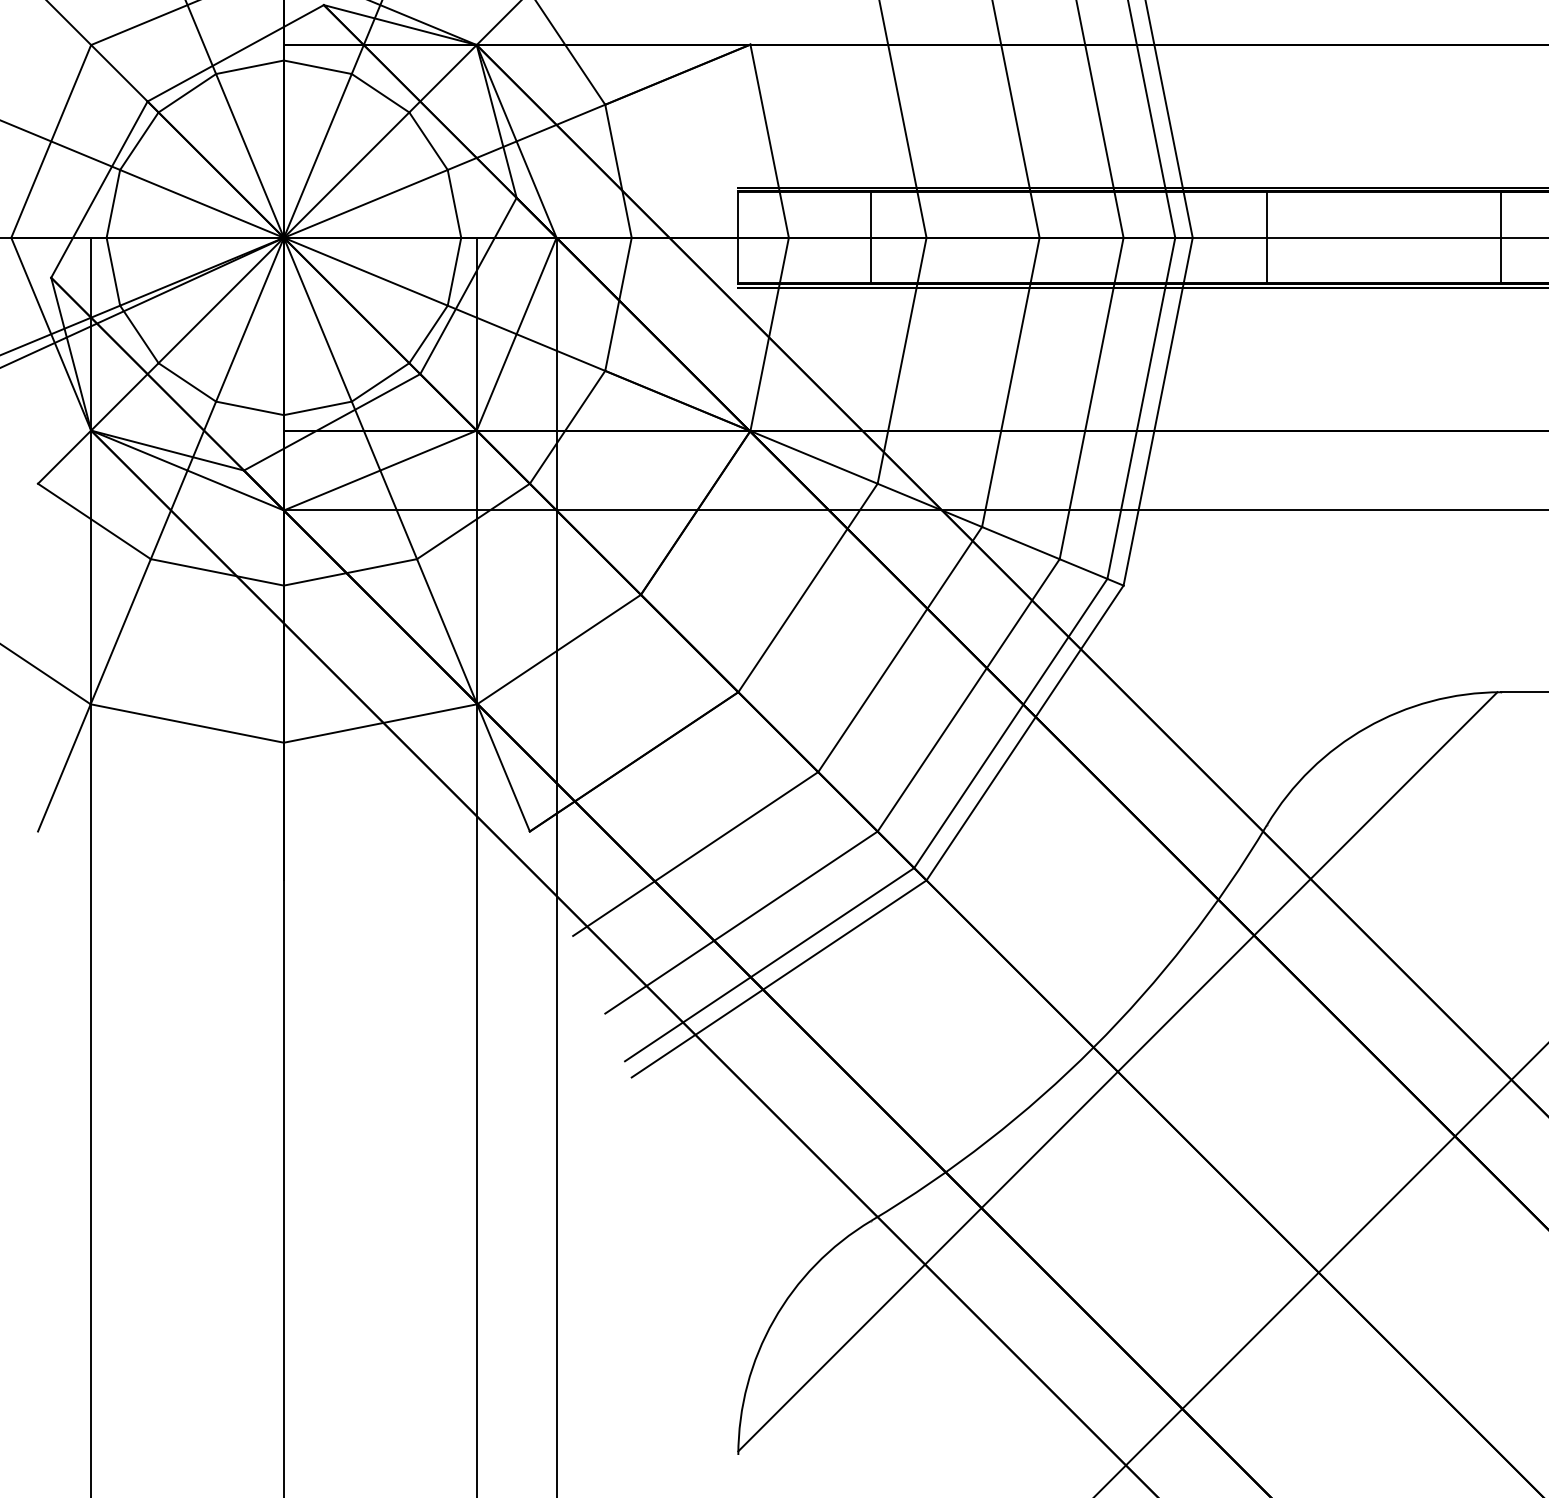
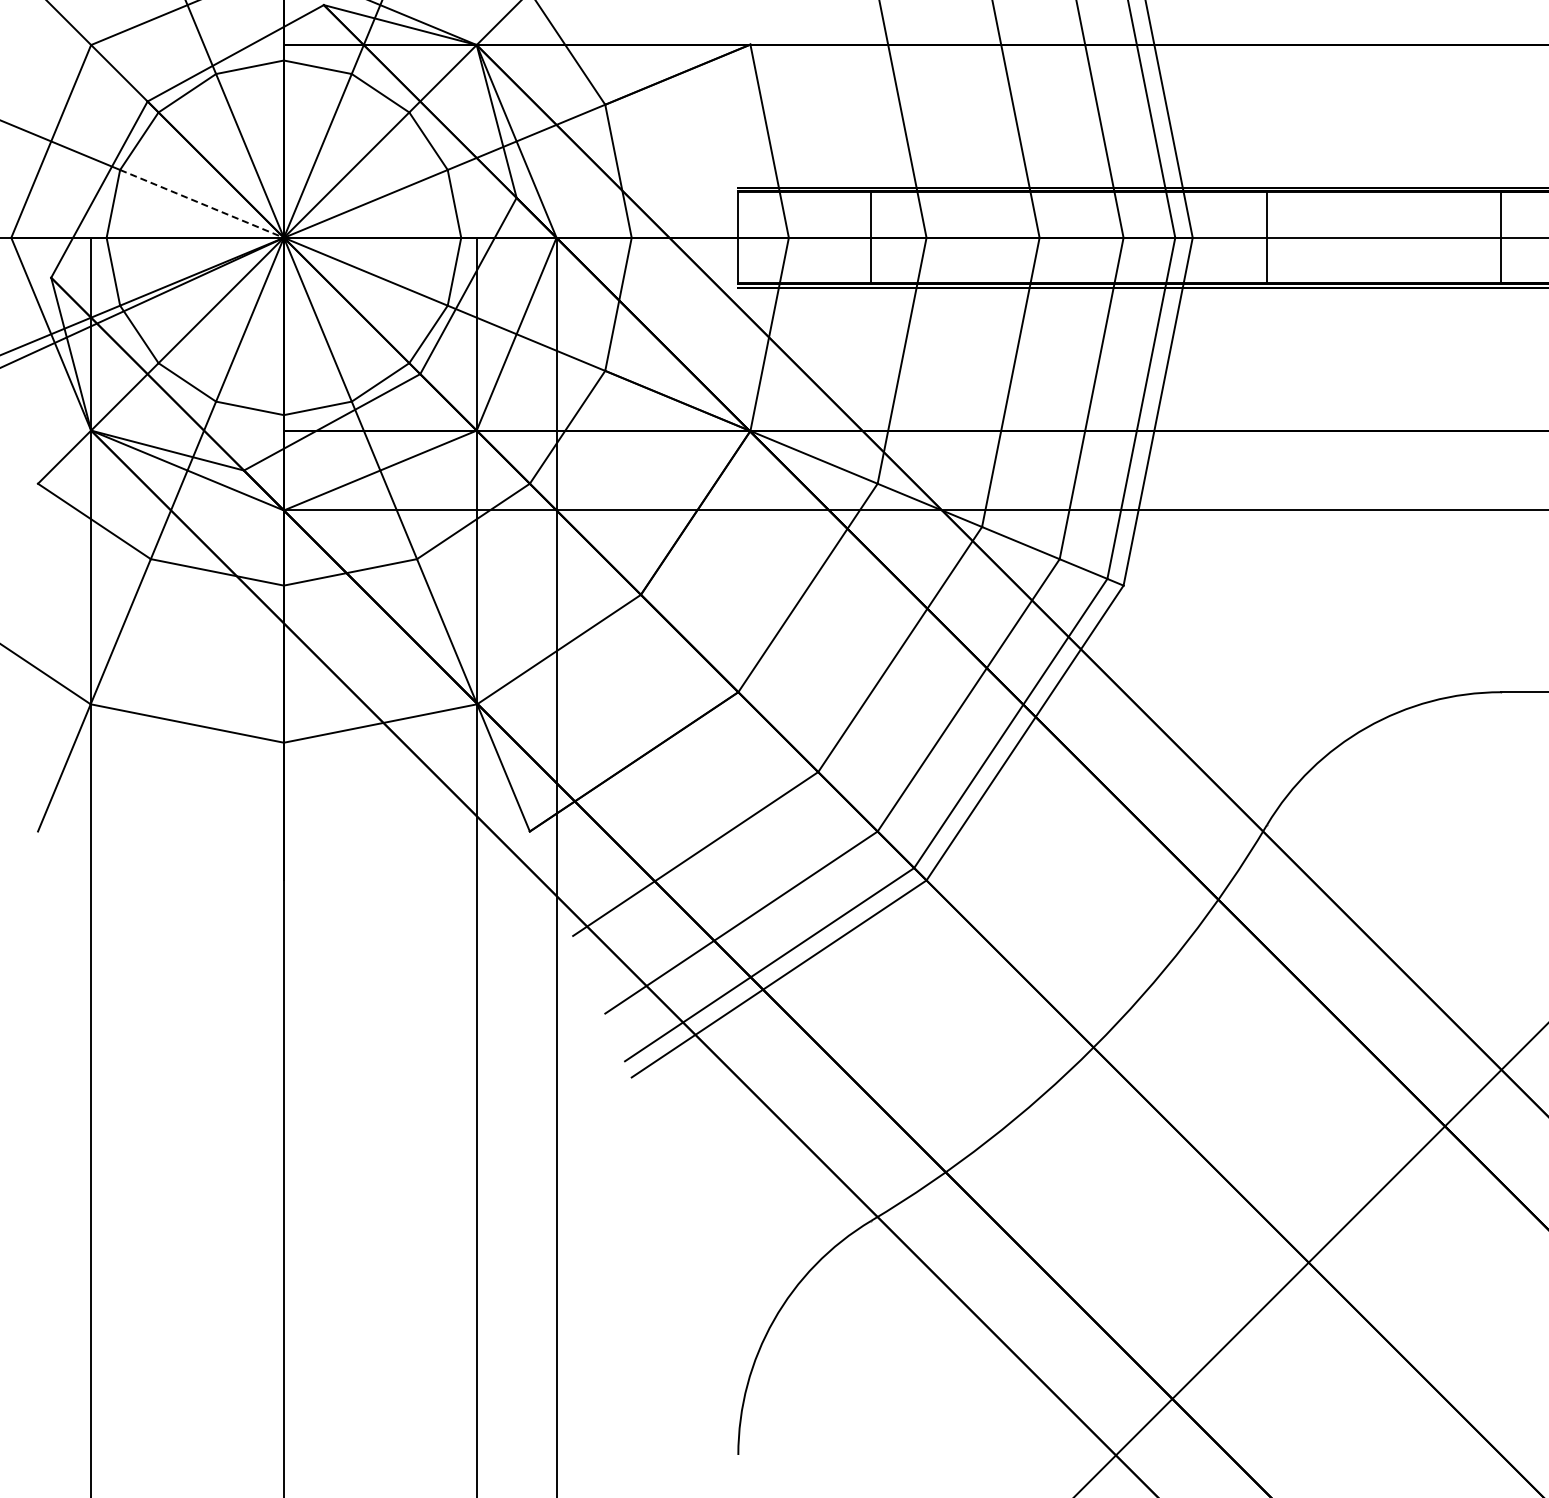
line: solid -> dashed (202, 203)
line: present -> none (1117, 1071)
line position: (1320, 1269) -> (1311, 1260) (1311, 1260)
